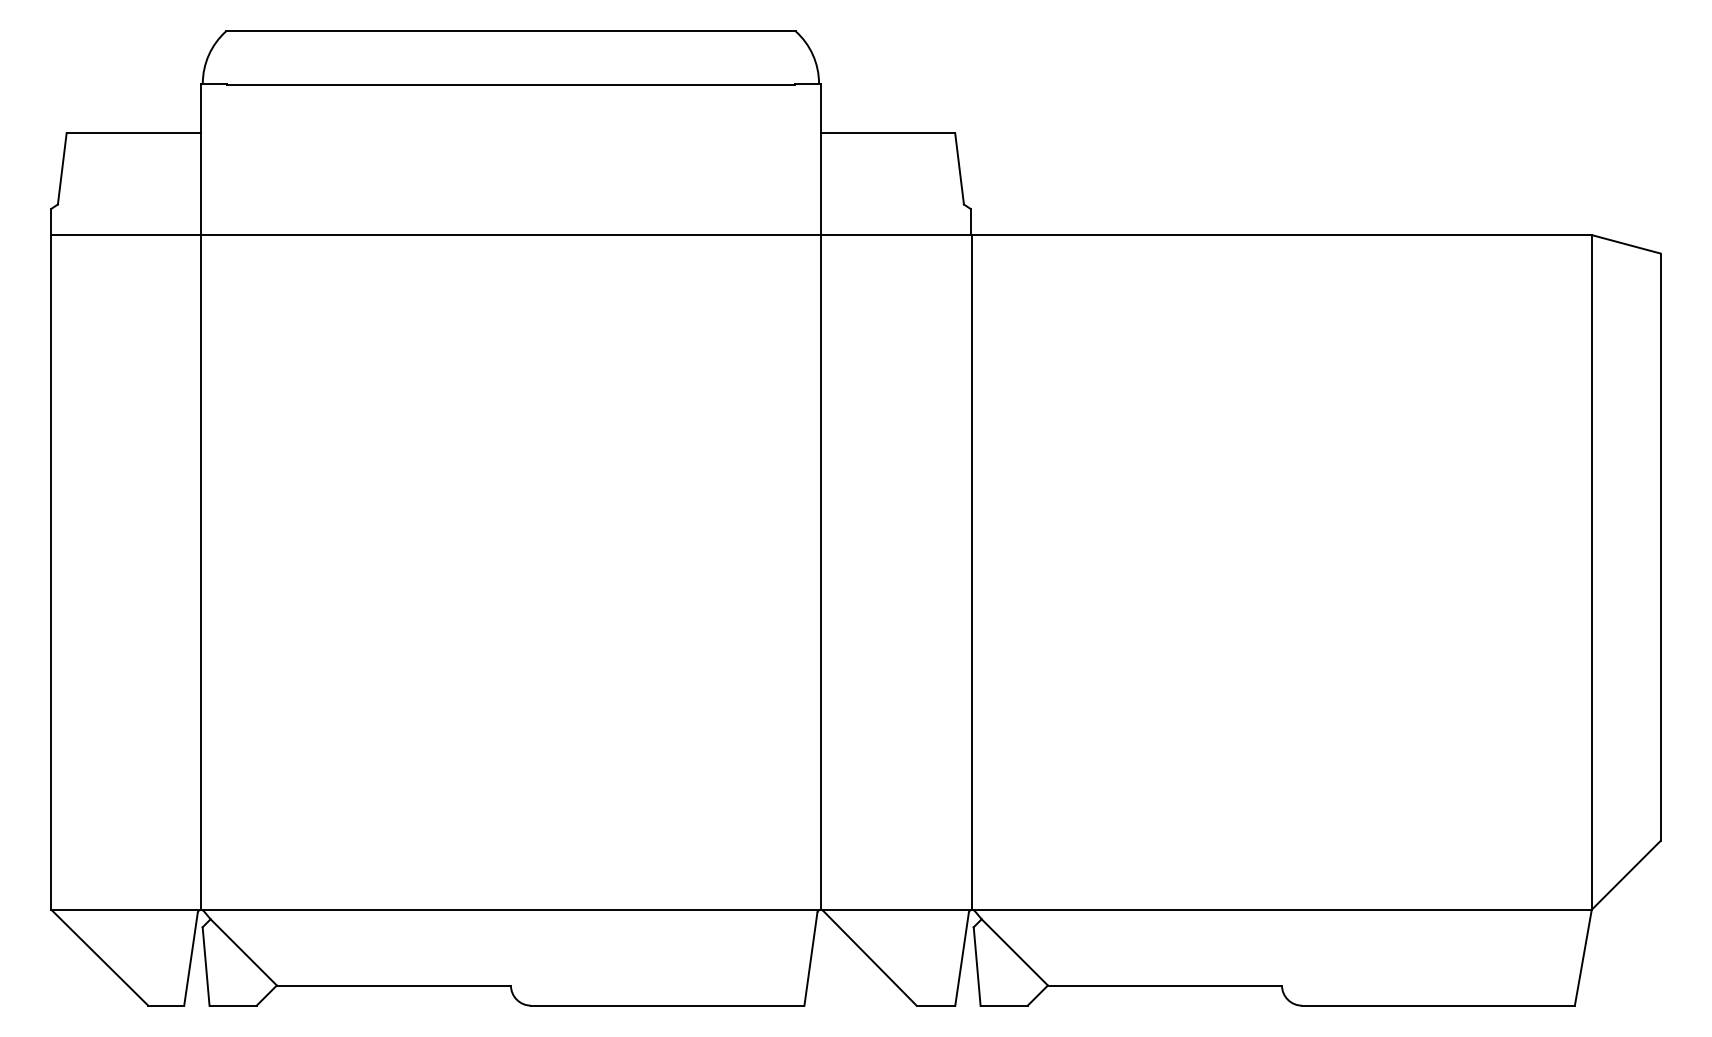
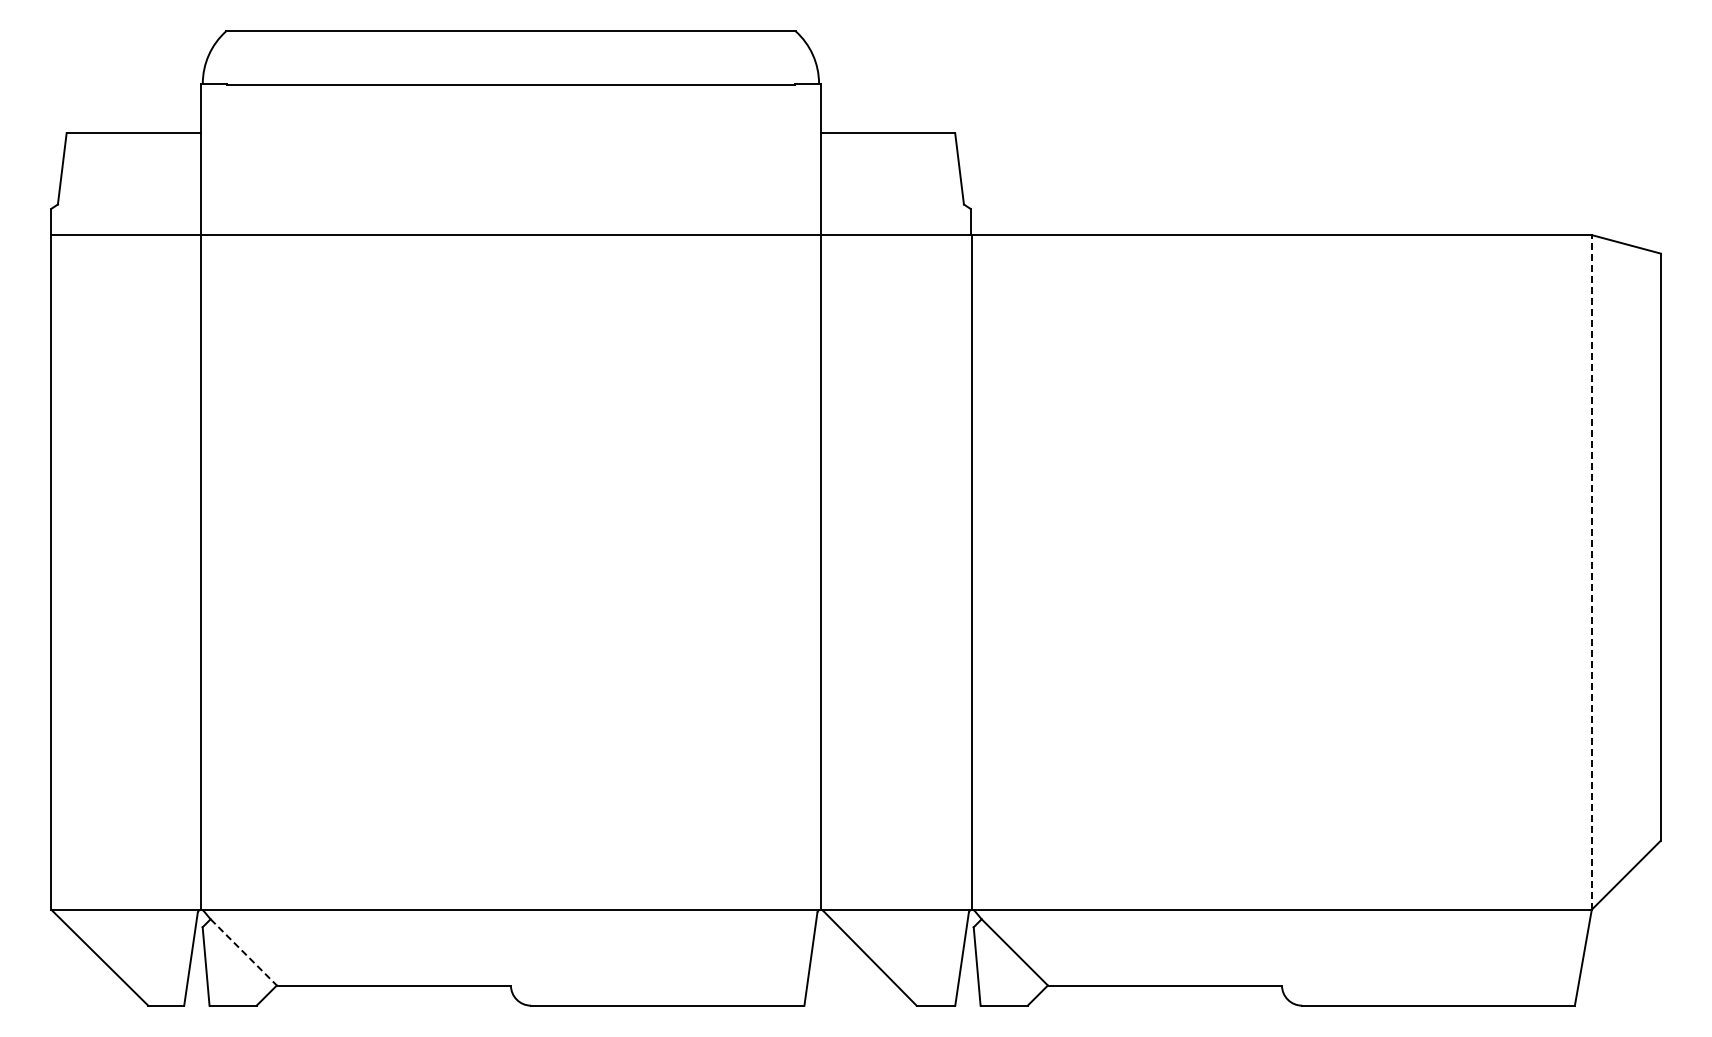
line: solid -> dashed (1591, 571)
line: solid -> dashed (243, 952)
